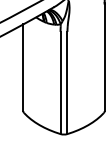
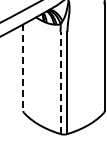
line: solid -> dashed (23, 68)
line: solid -> dashed (60, 82)
